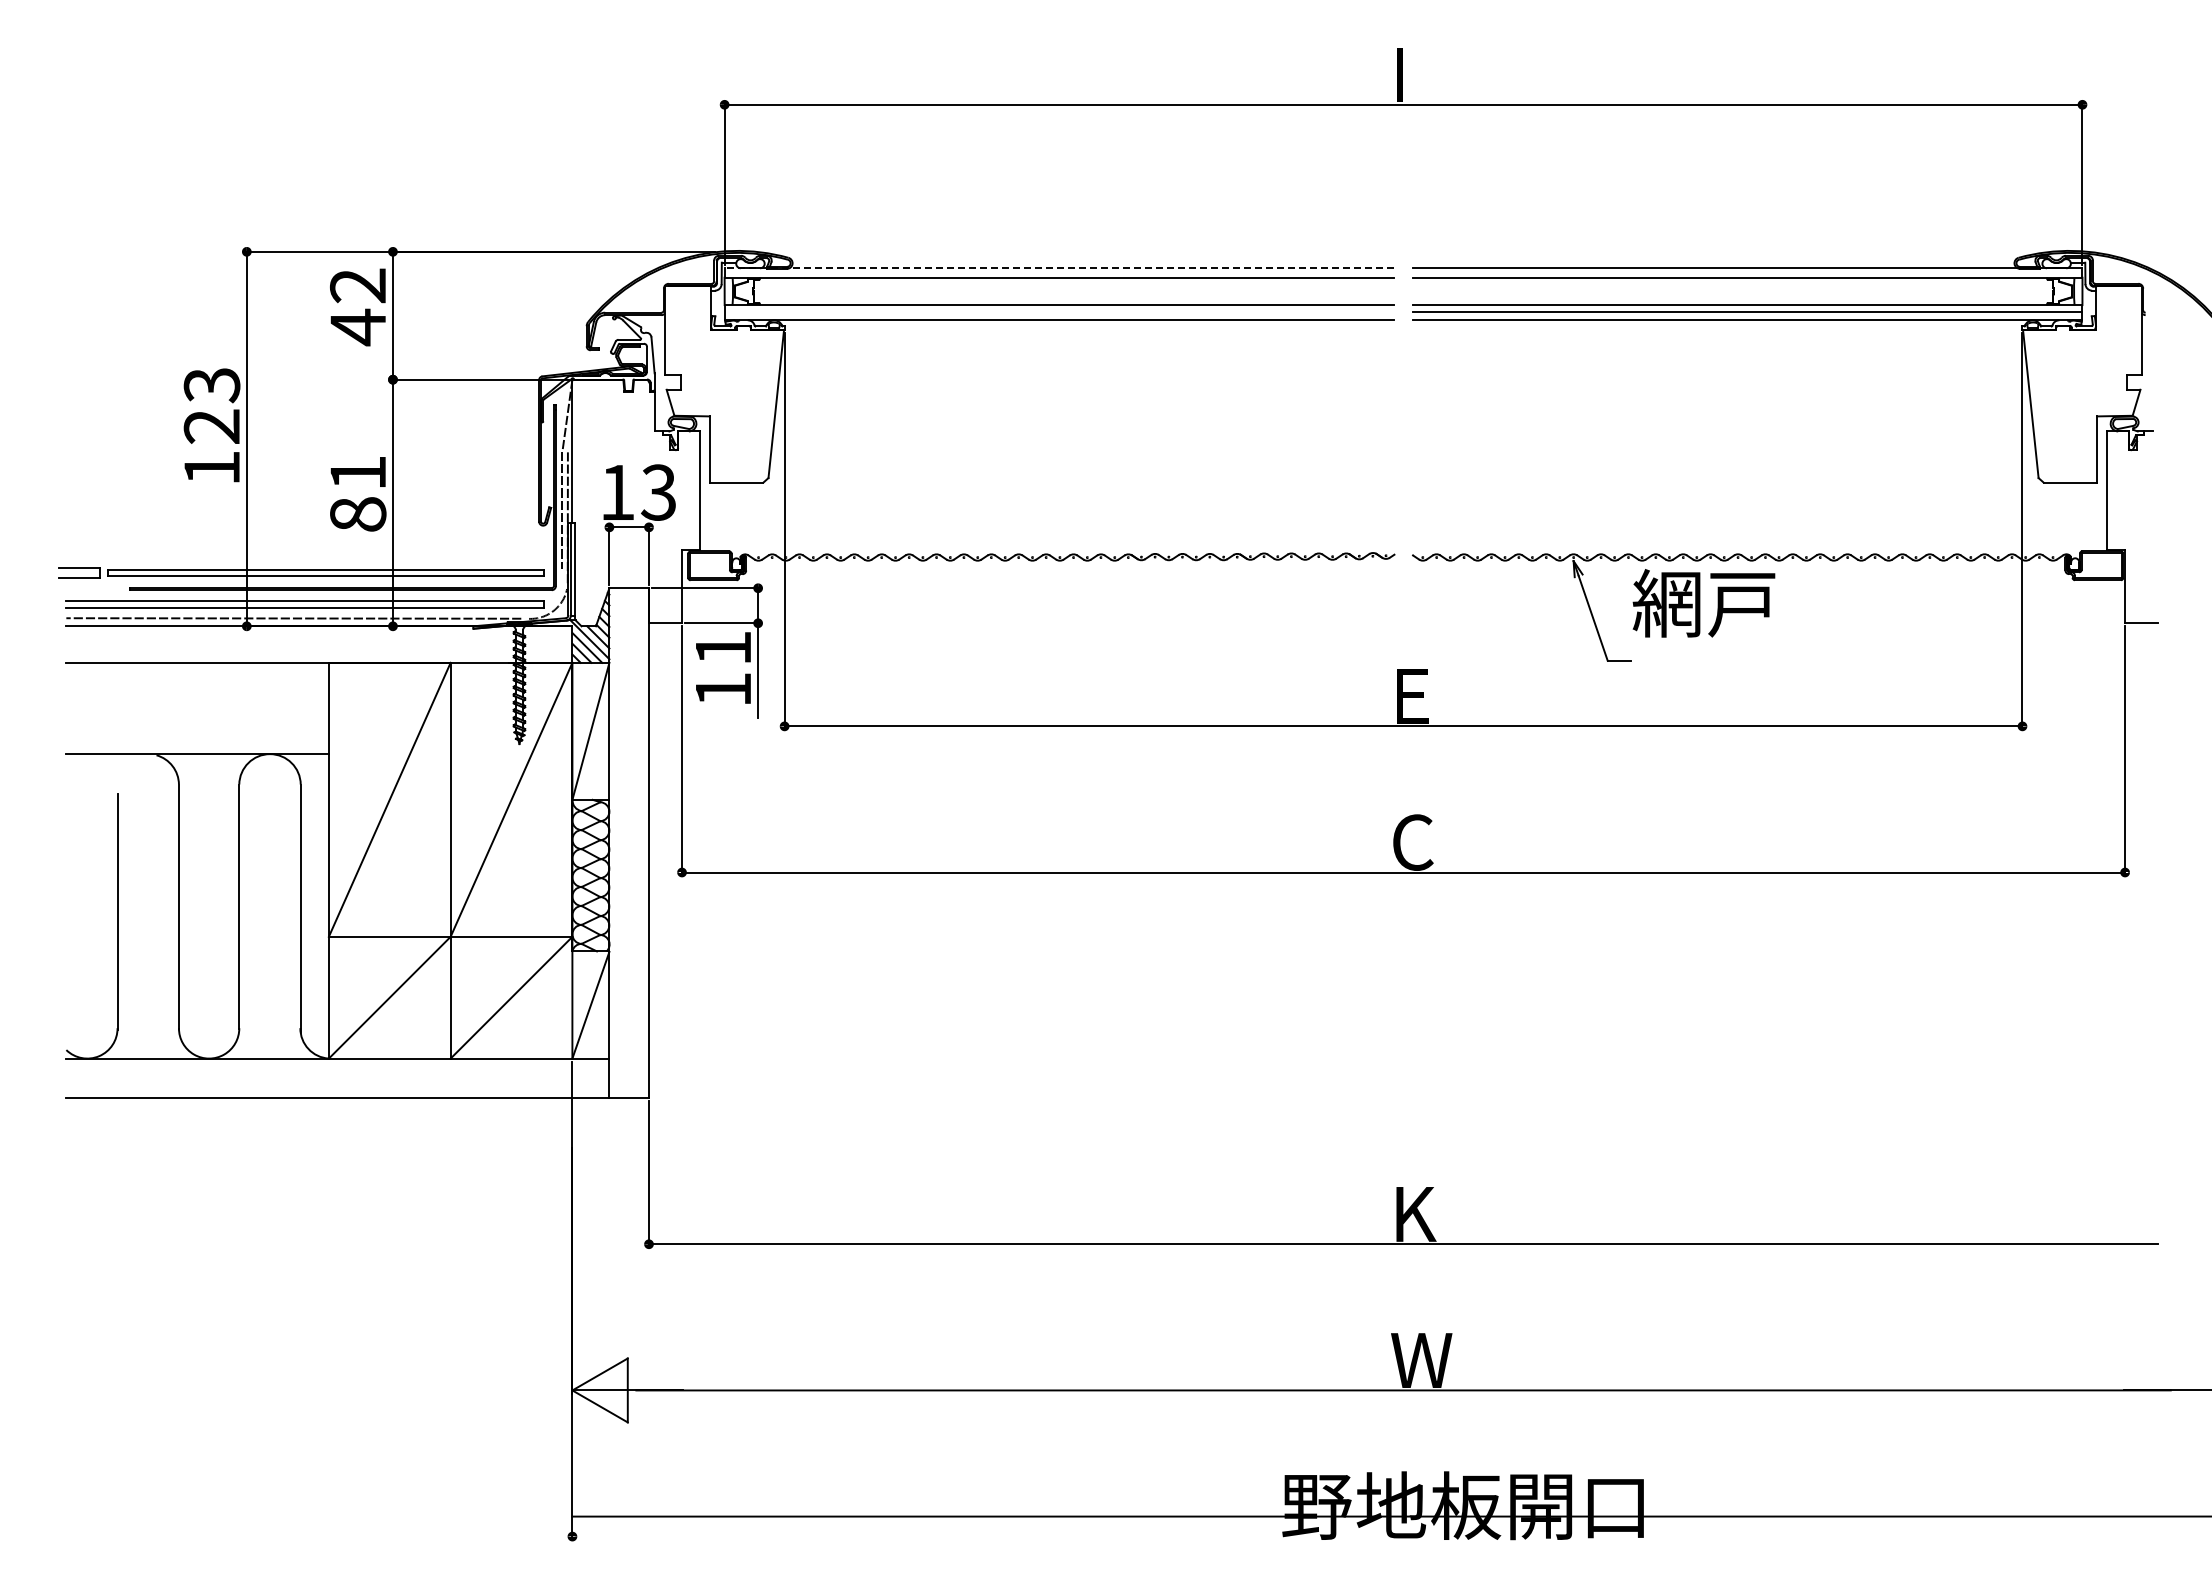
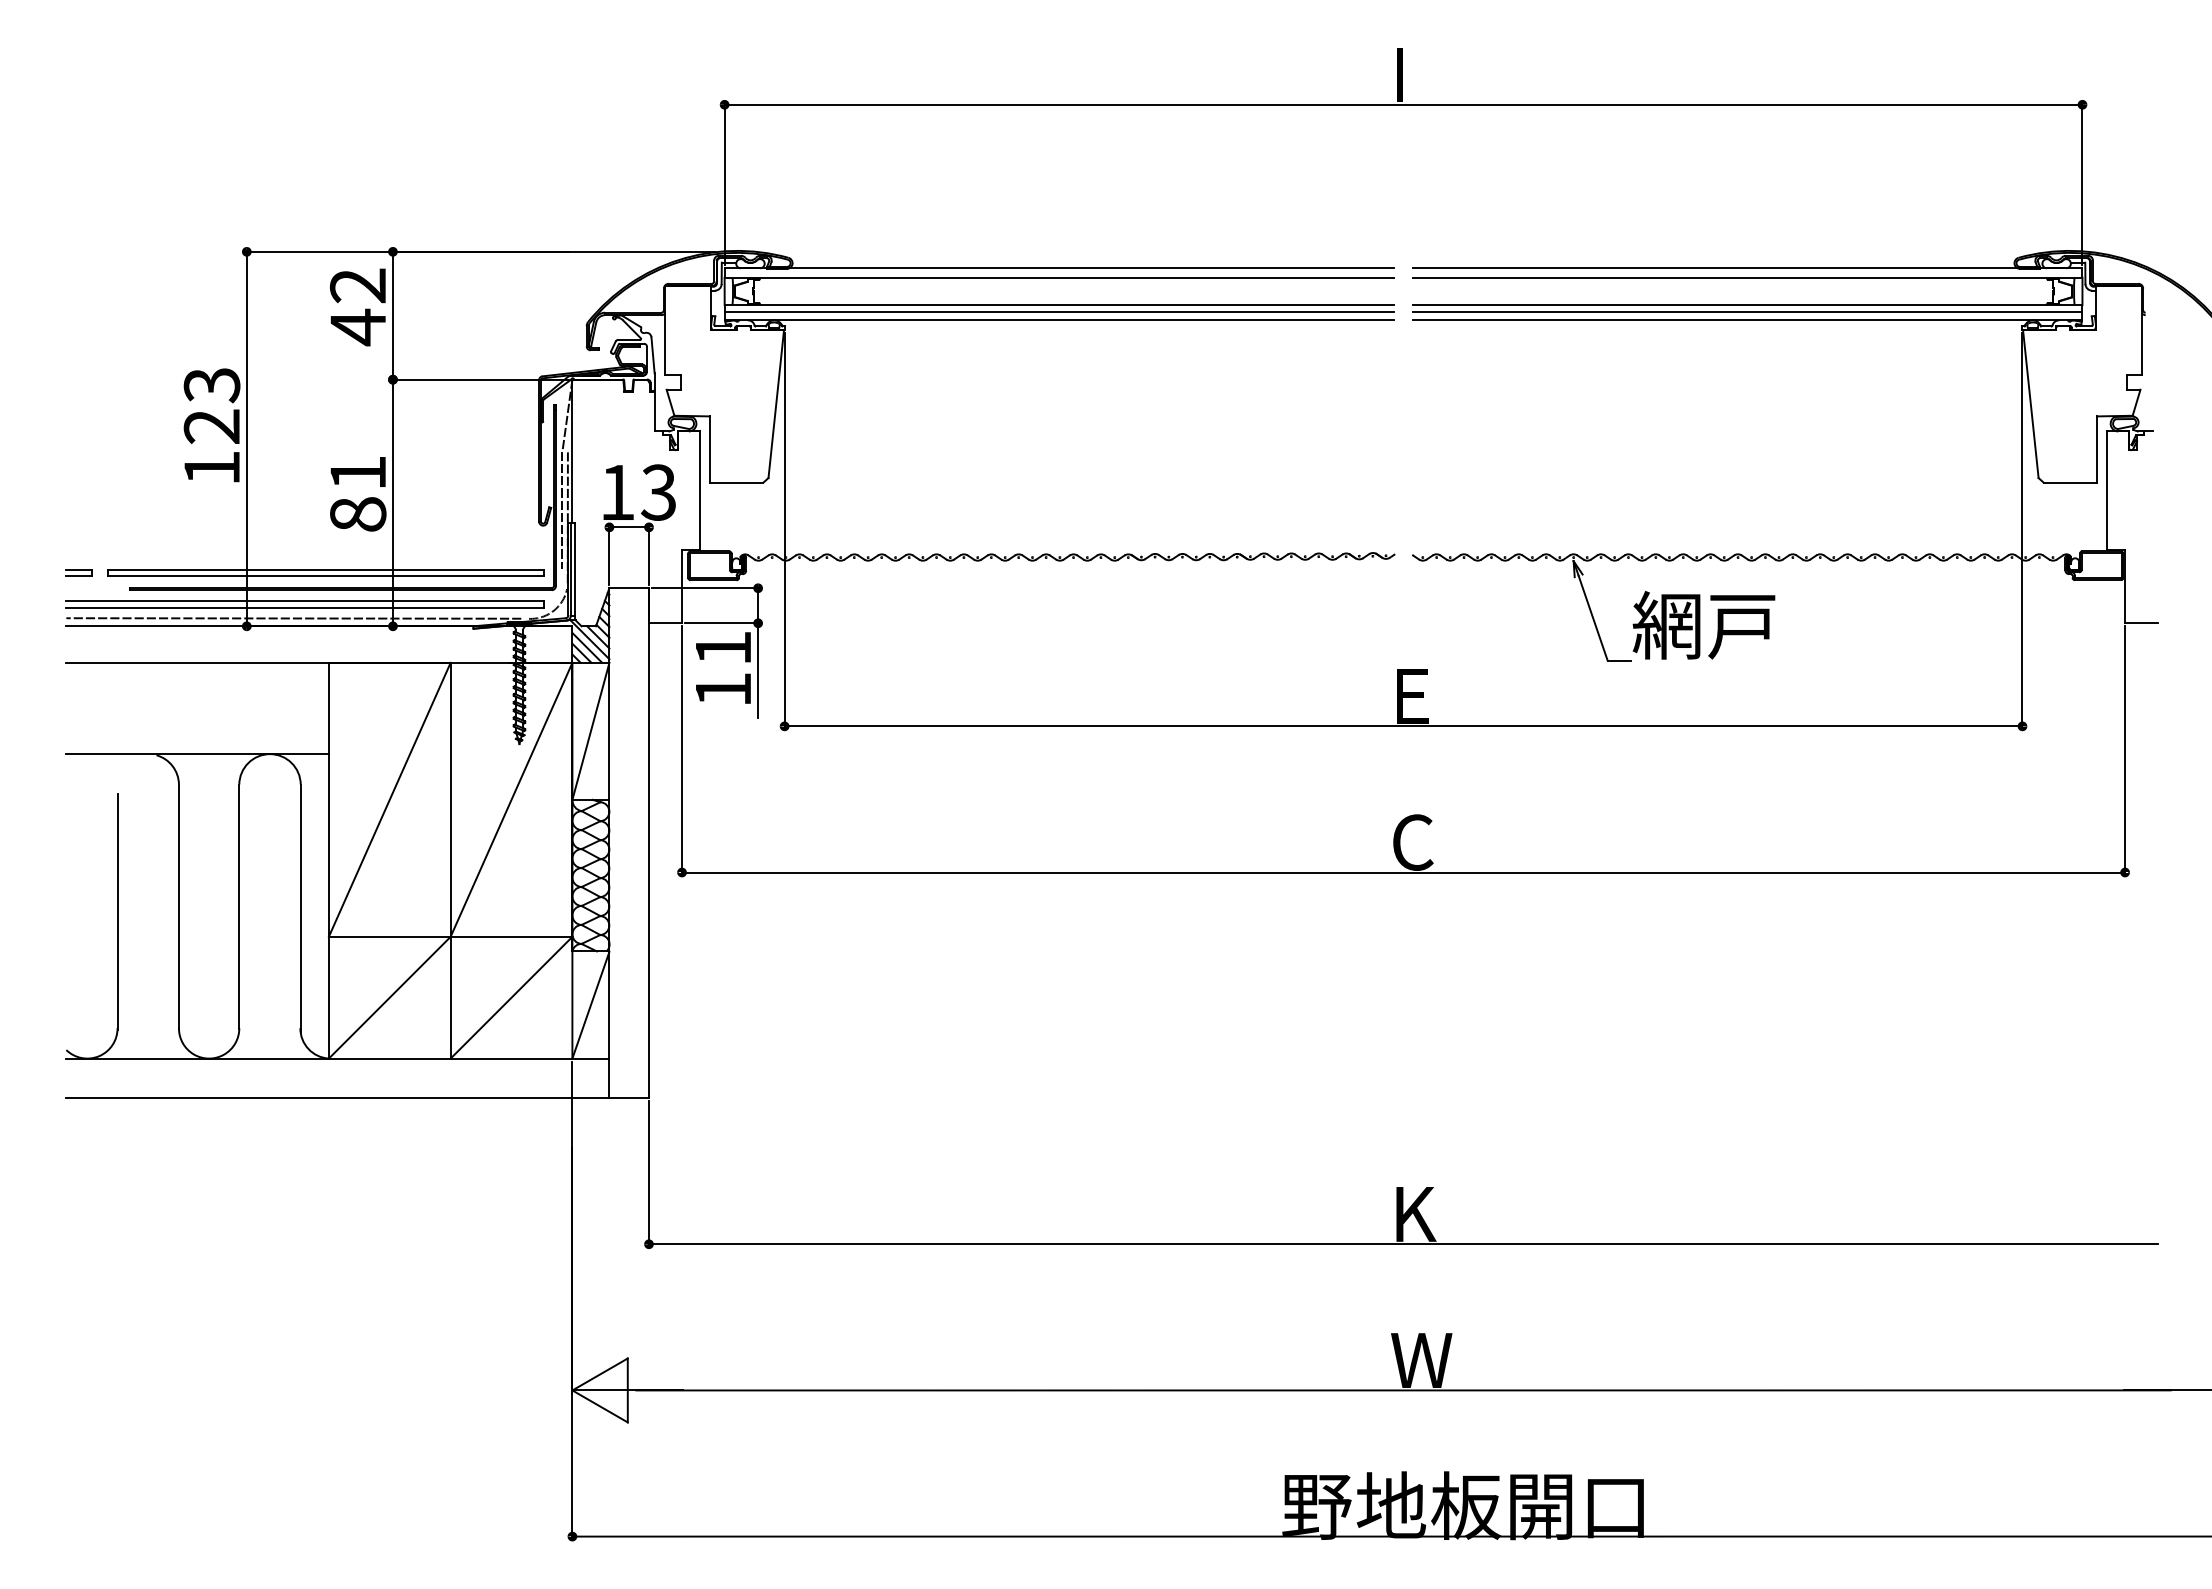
line: dashed -> solid (1059, 268)
line: none -> present (1059, 311)
part size: 43x12 px -> 28x8 px (78, 572)
text position: (1703, 603) -> (1703, 625) (1703, 625)
line position: (1390, 1516) -> (1390, 1536) (1390, 1536)
